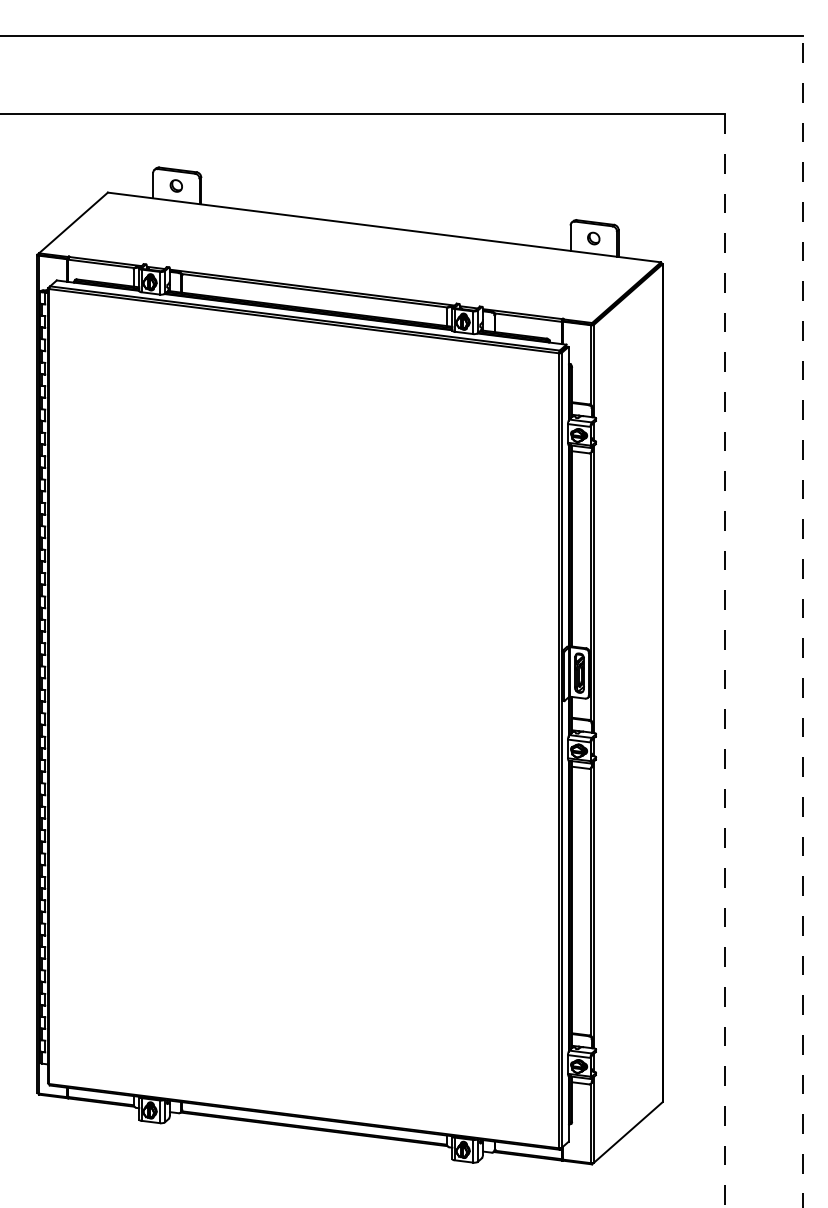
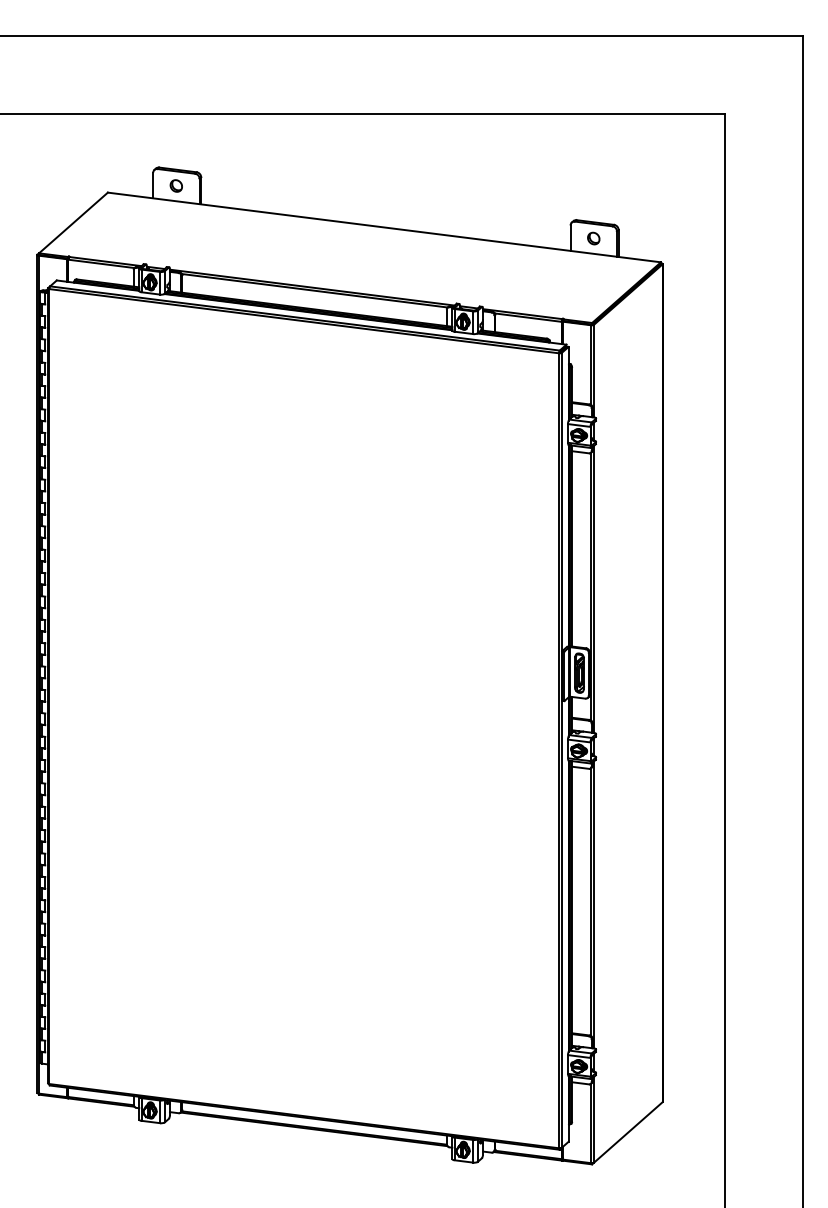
line: dashed -> solid (802, 622)
line: dashed -> solid (724, 661)
